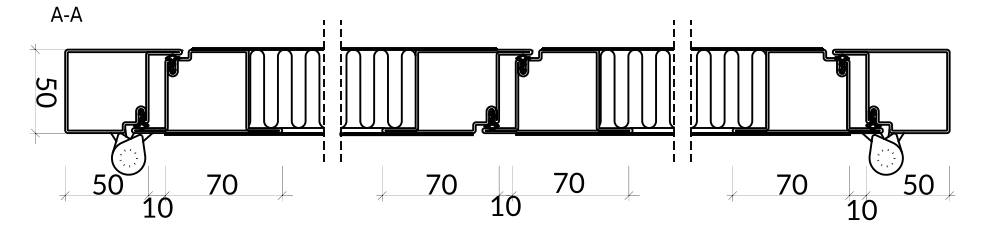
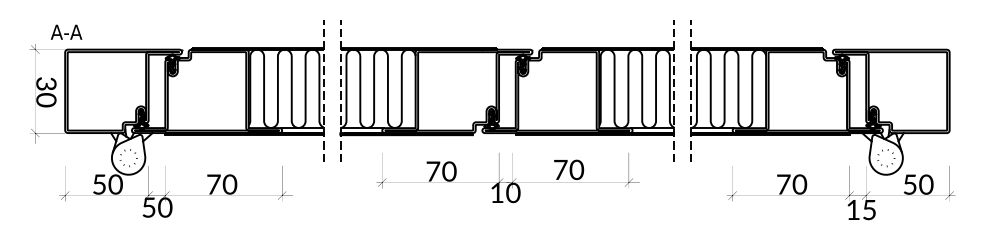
text position: (66, 13) -> (66, 31) (66, 31)
text: 50 -> 30 (46, 83)
text position: (507, 191) -> (507, 178) (507, 178)
text: 10 -> 50 (148, 207)
text: 10 -> 15 (869, 209)
